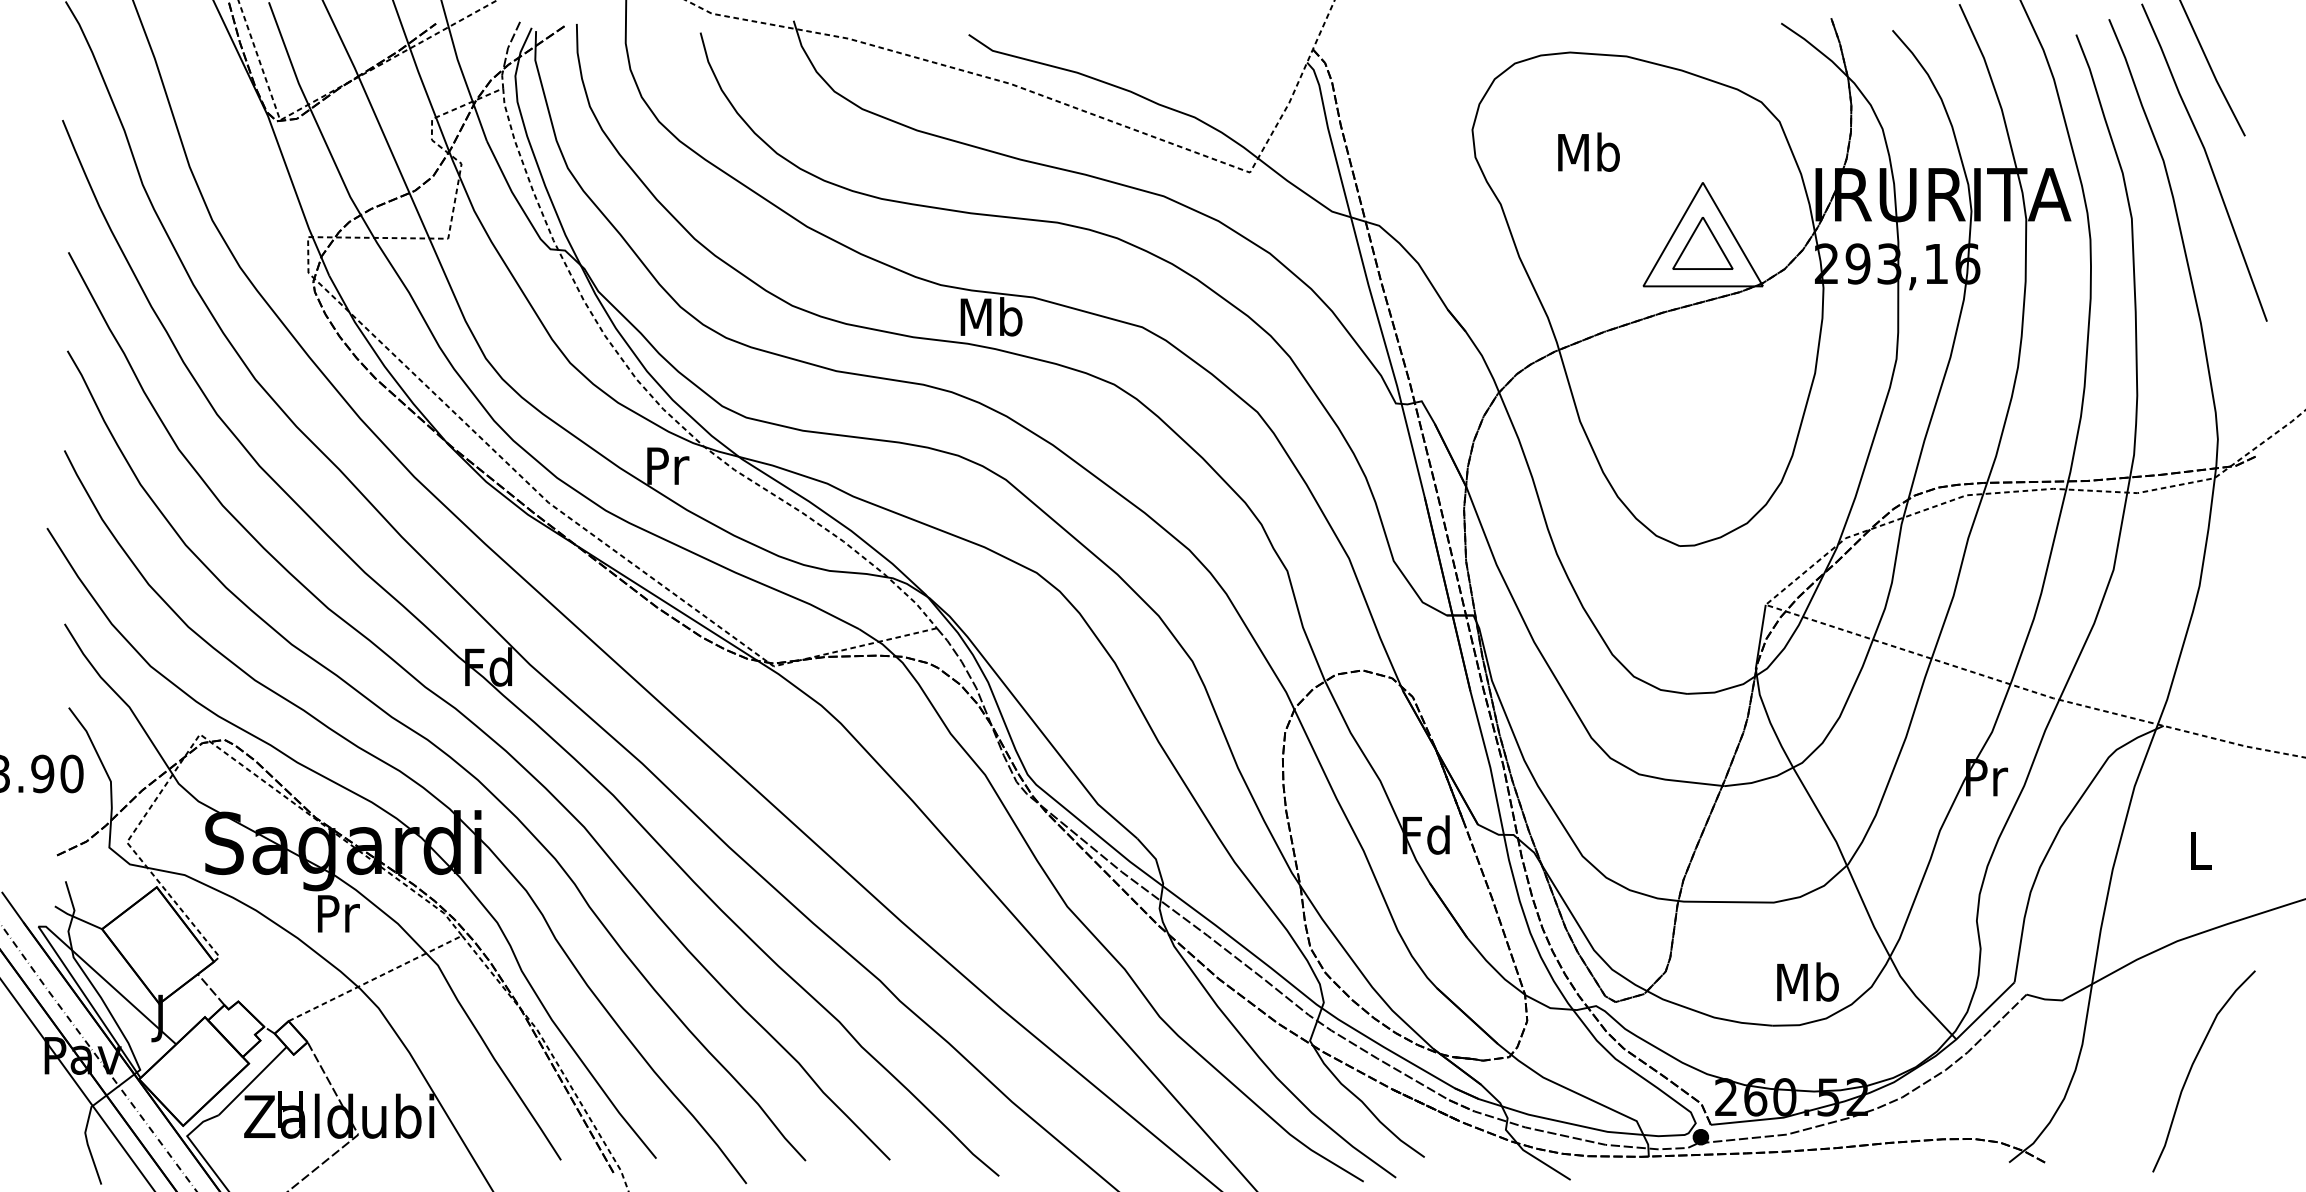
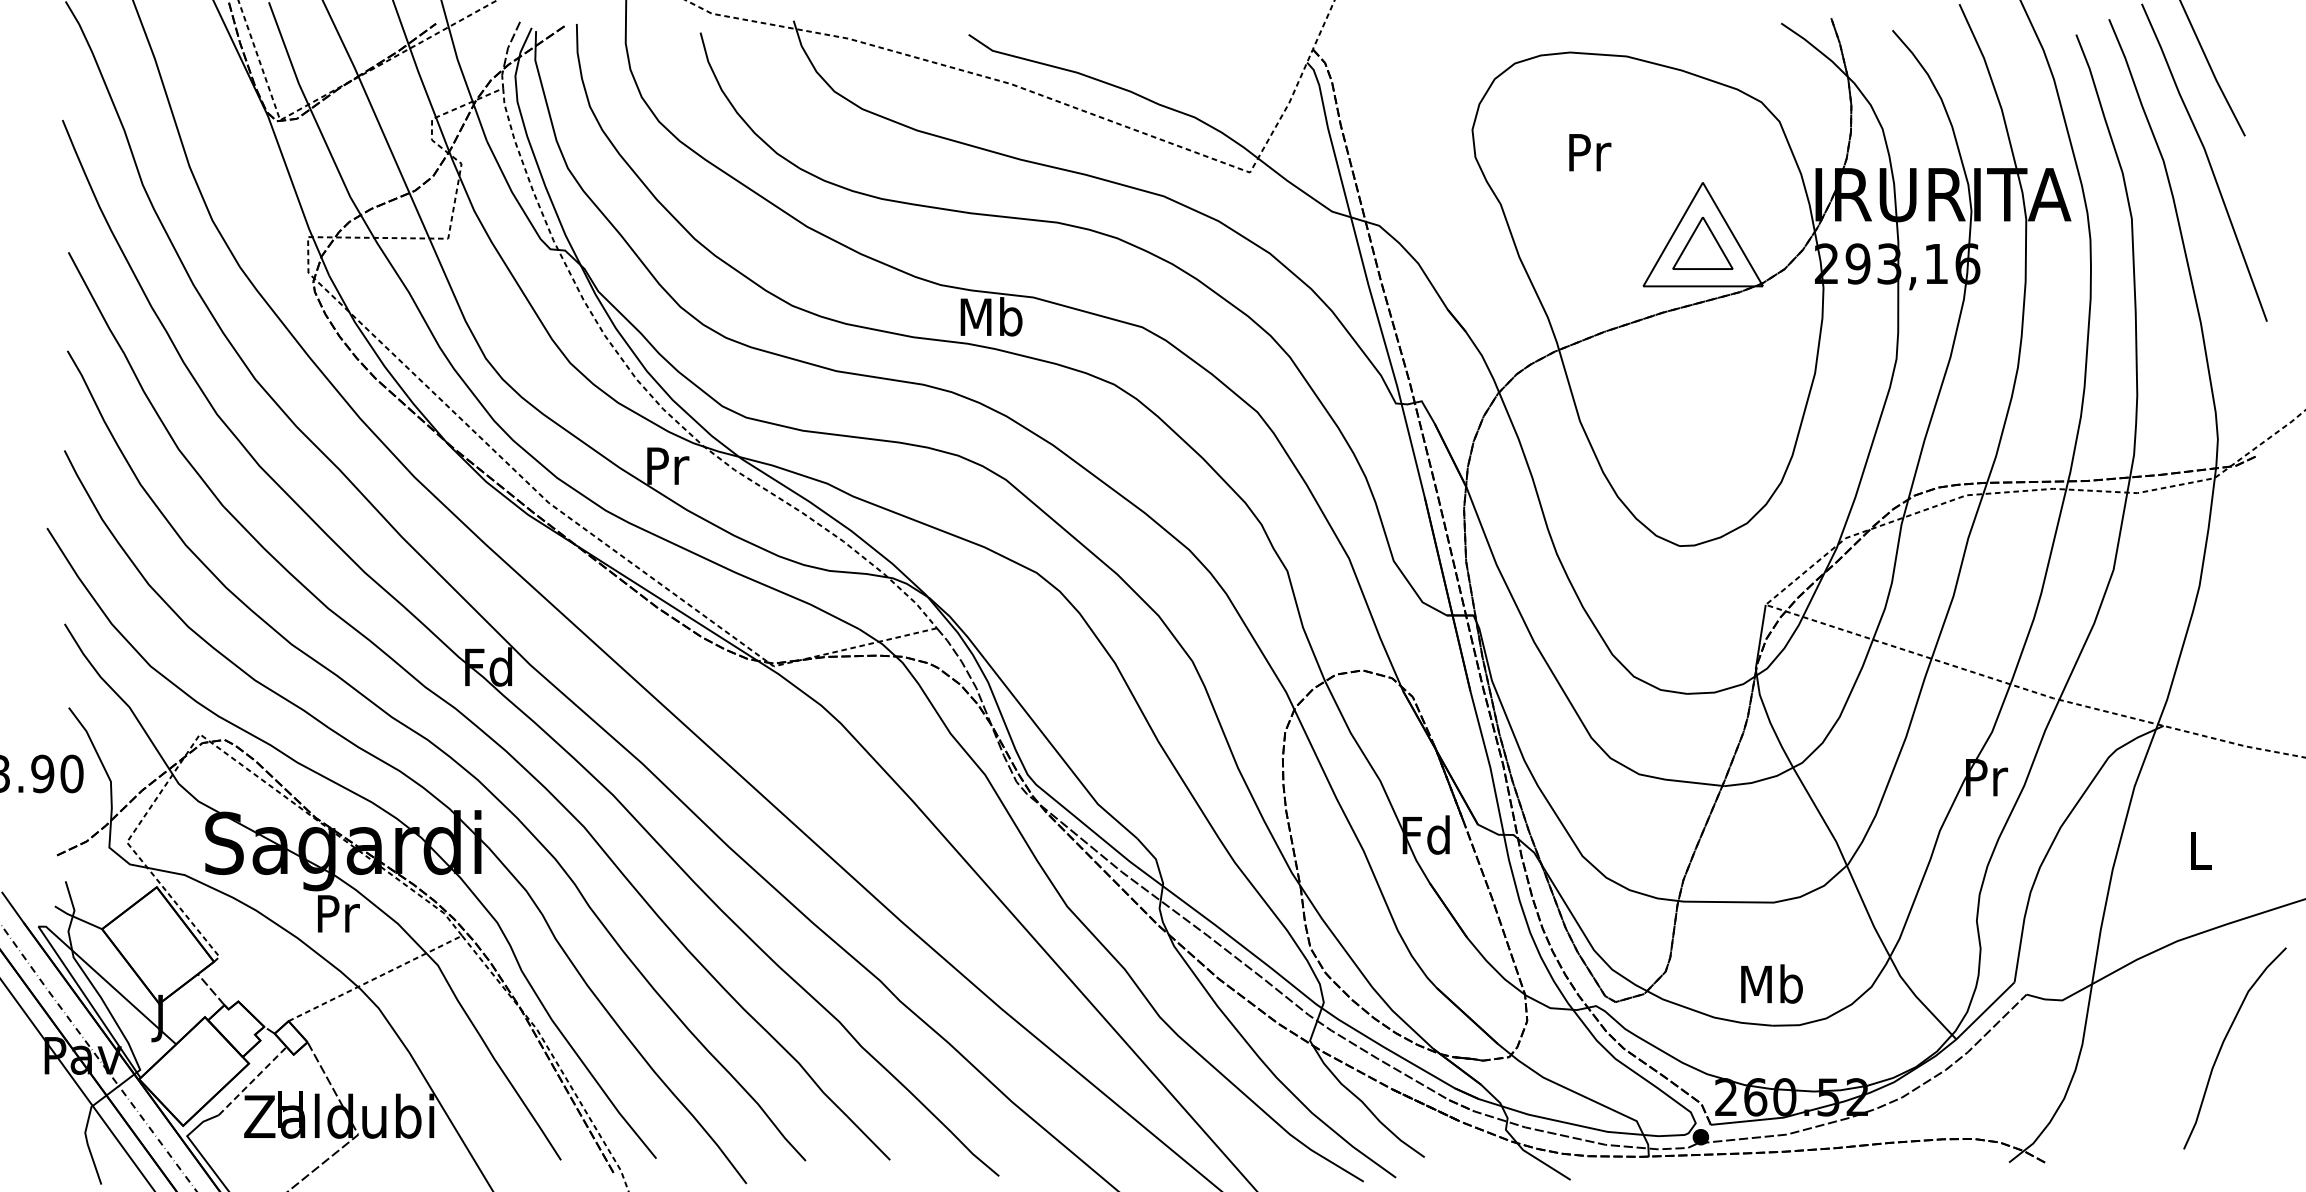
text: Mb -> Pr (1588, 151)
text position: (1807, 981) -> (1771, 983) (1771, 983)
curve position: (2193, 1065) -> (2224, 1042) (2224, 1042)
line: solid -> dashed (253, 1080)
